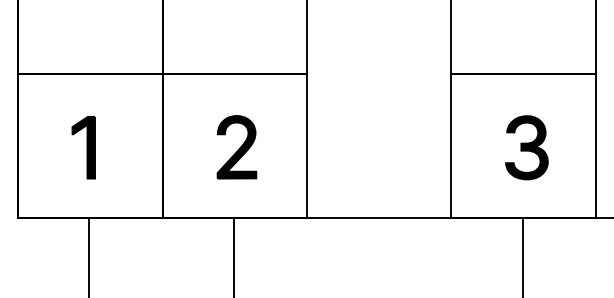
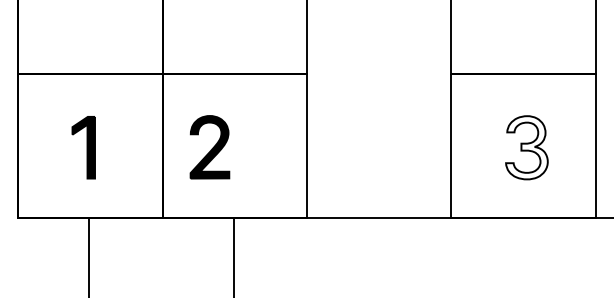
part position: (236, 147) -> (209, 147) (209, 147)
fill: present -> none (526, 147)
line: present -> none (523, 256)
